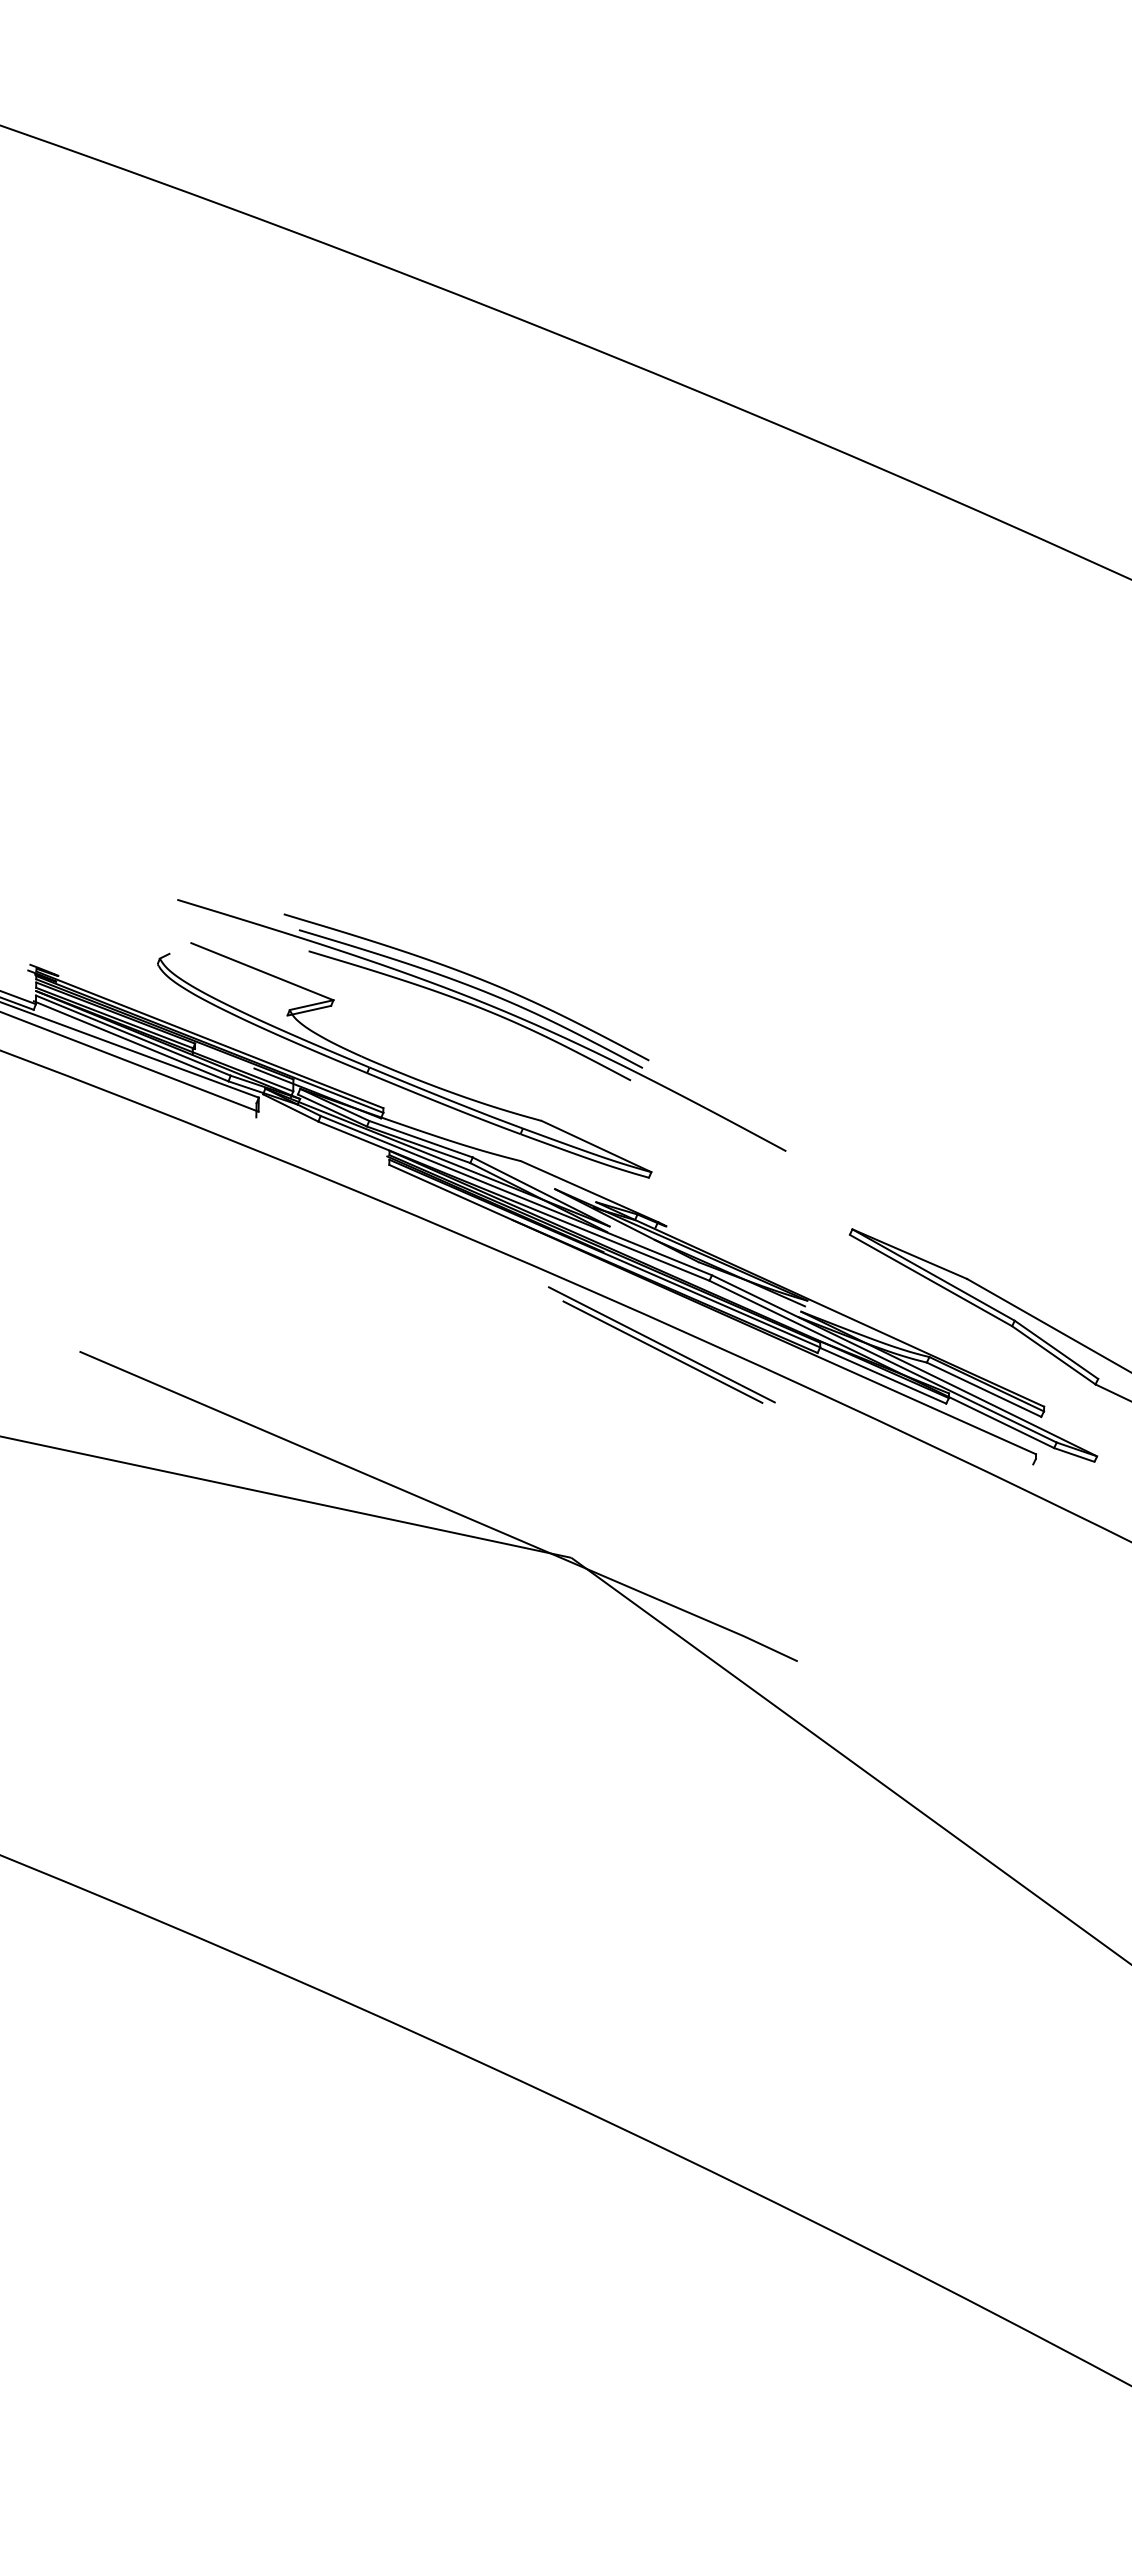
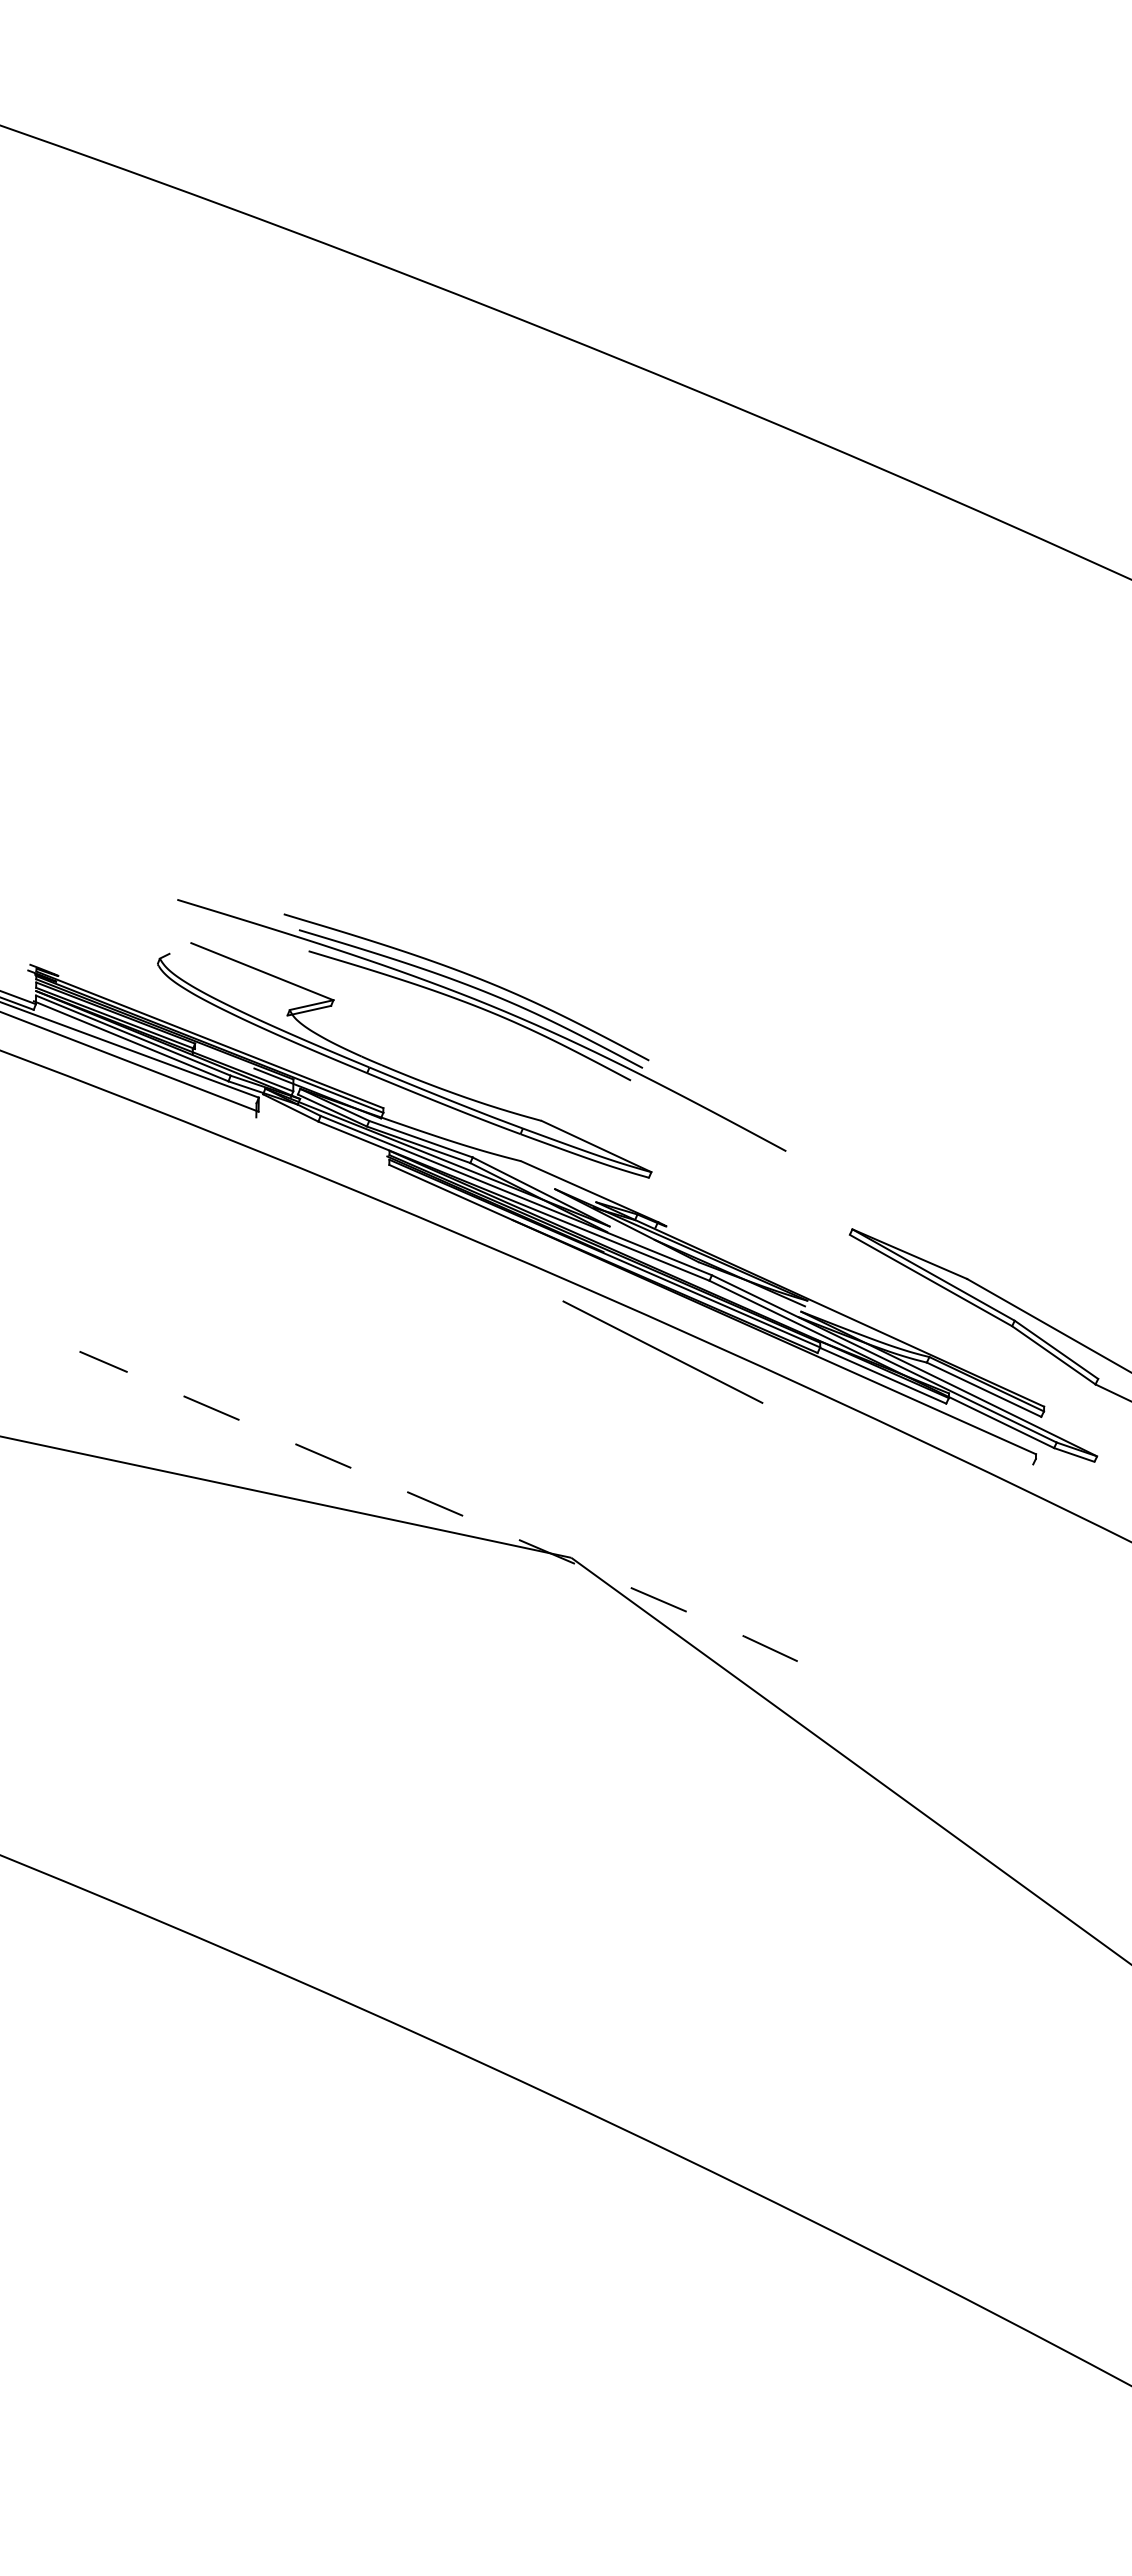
line: present -> none (661, 1344)
line: solid -> dashed (439, 1505)
